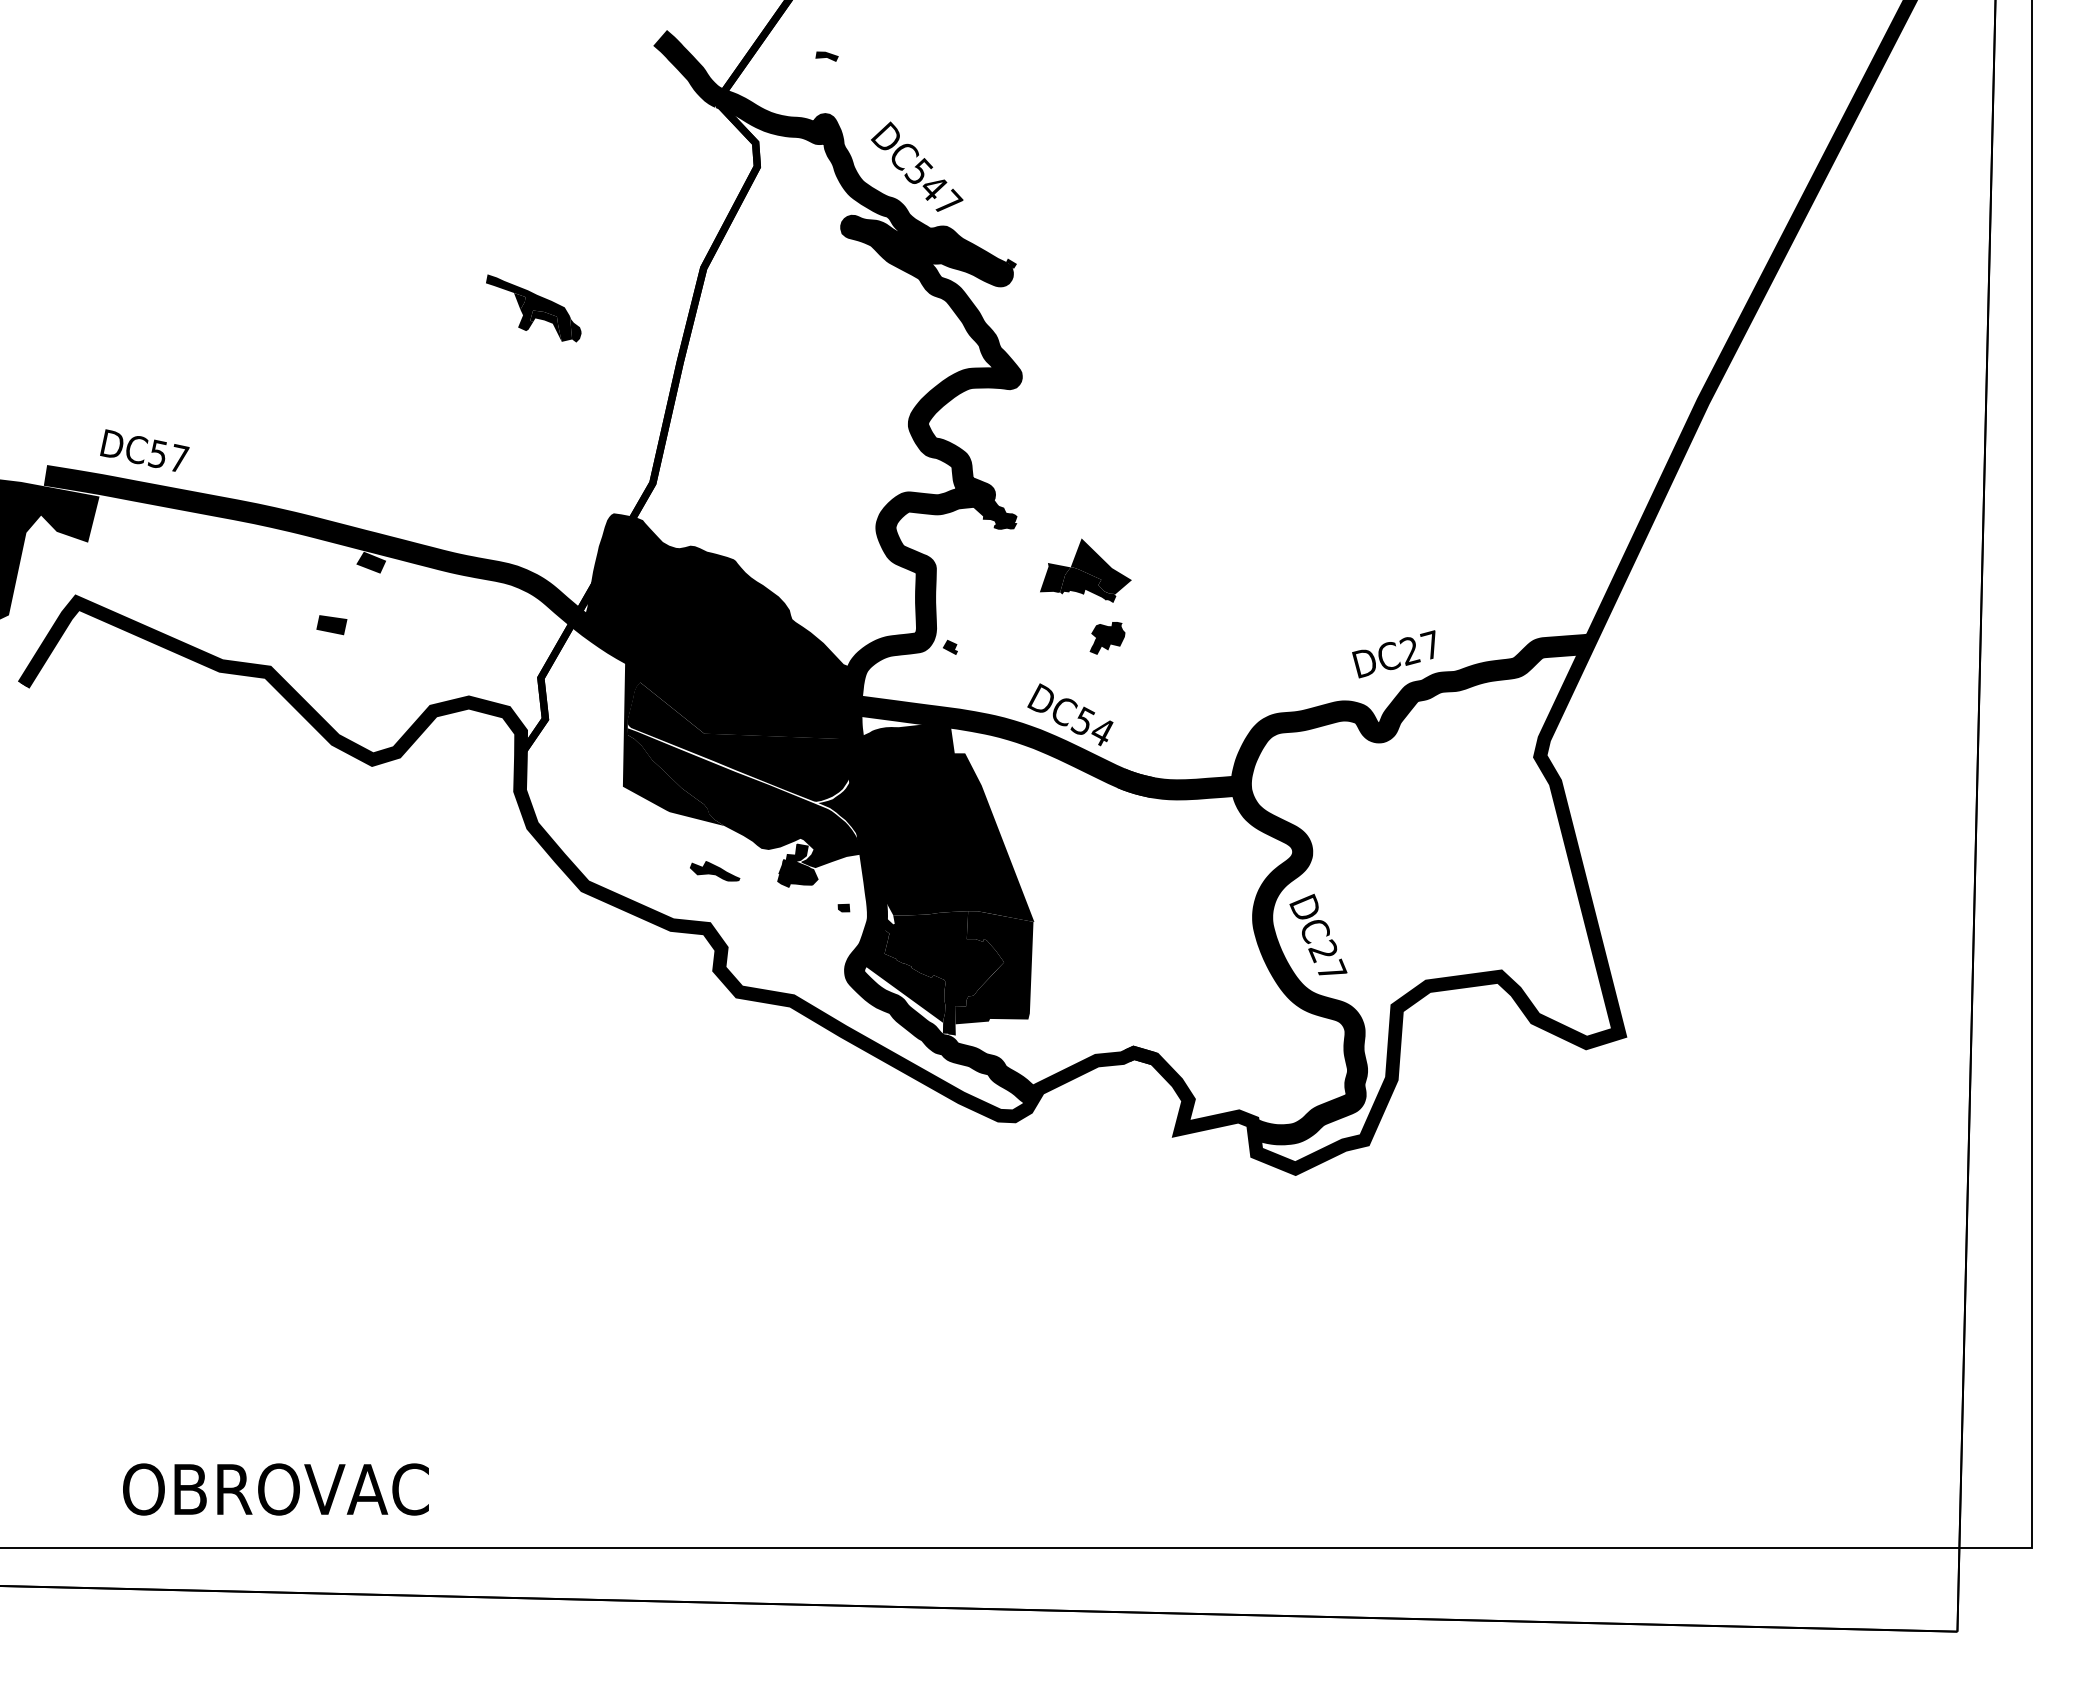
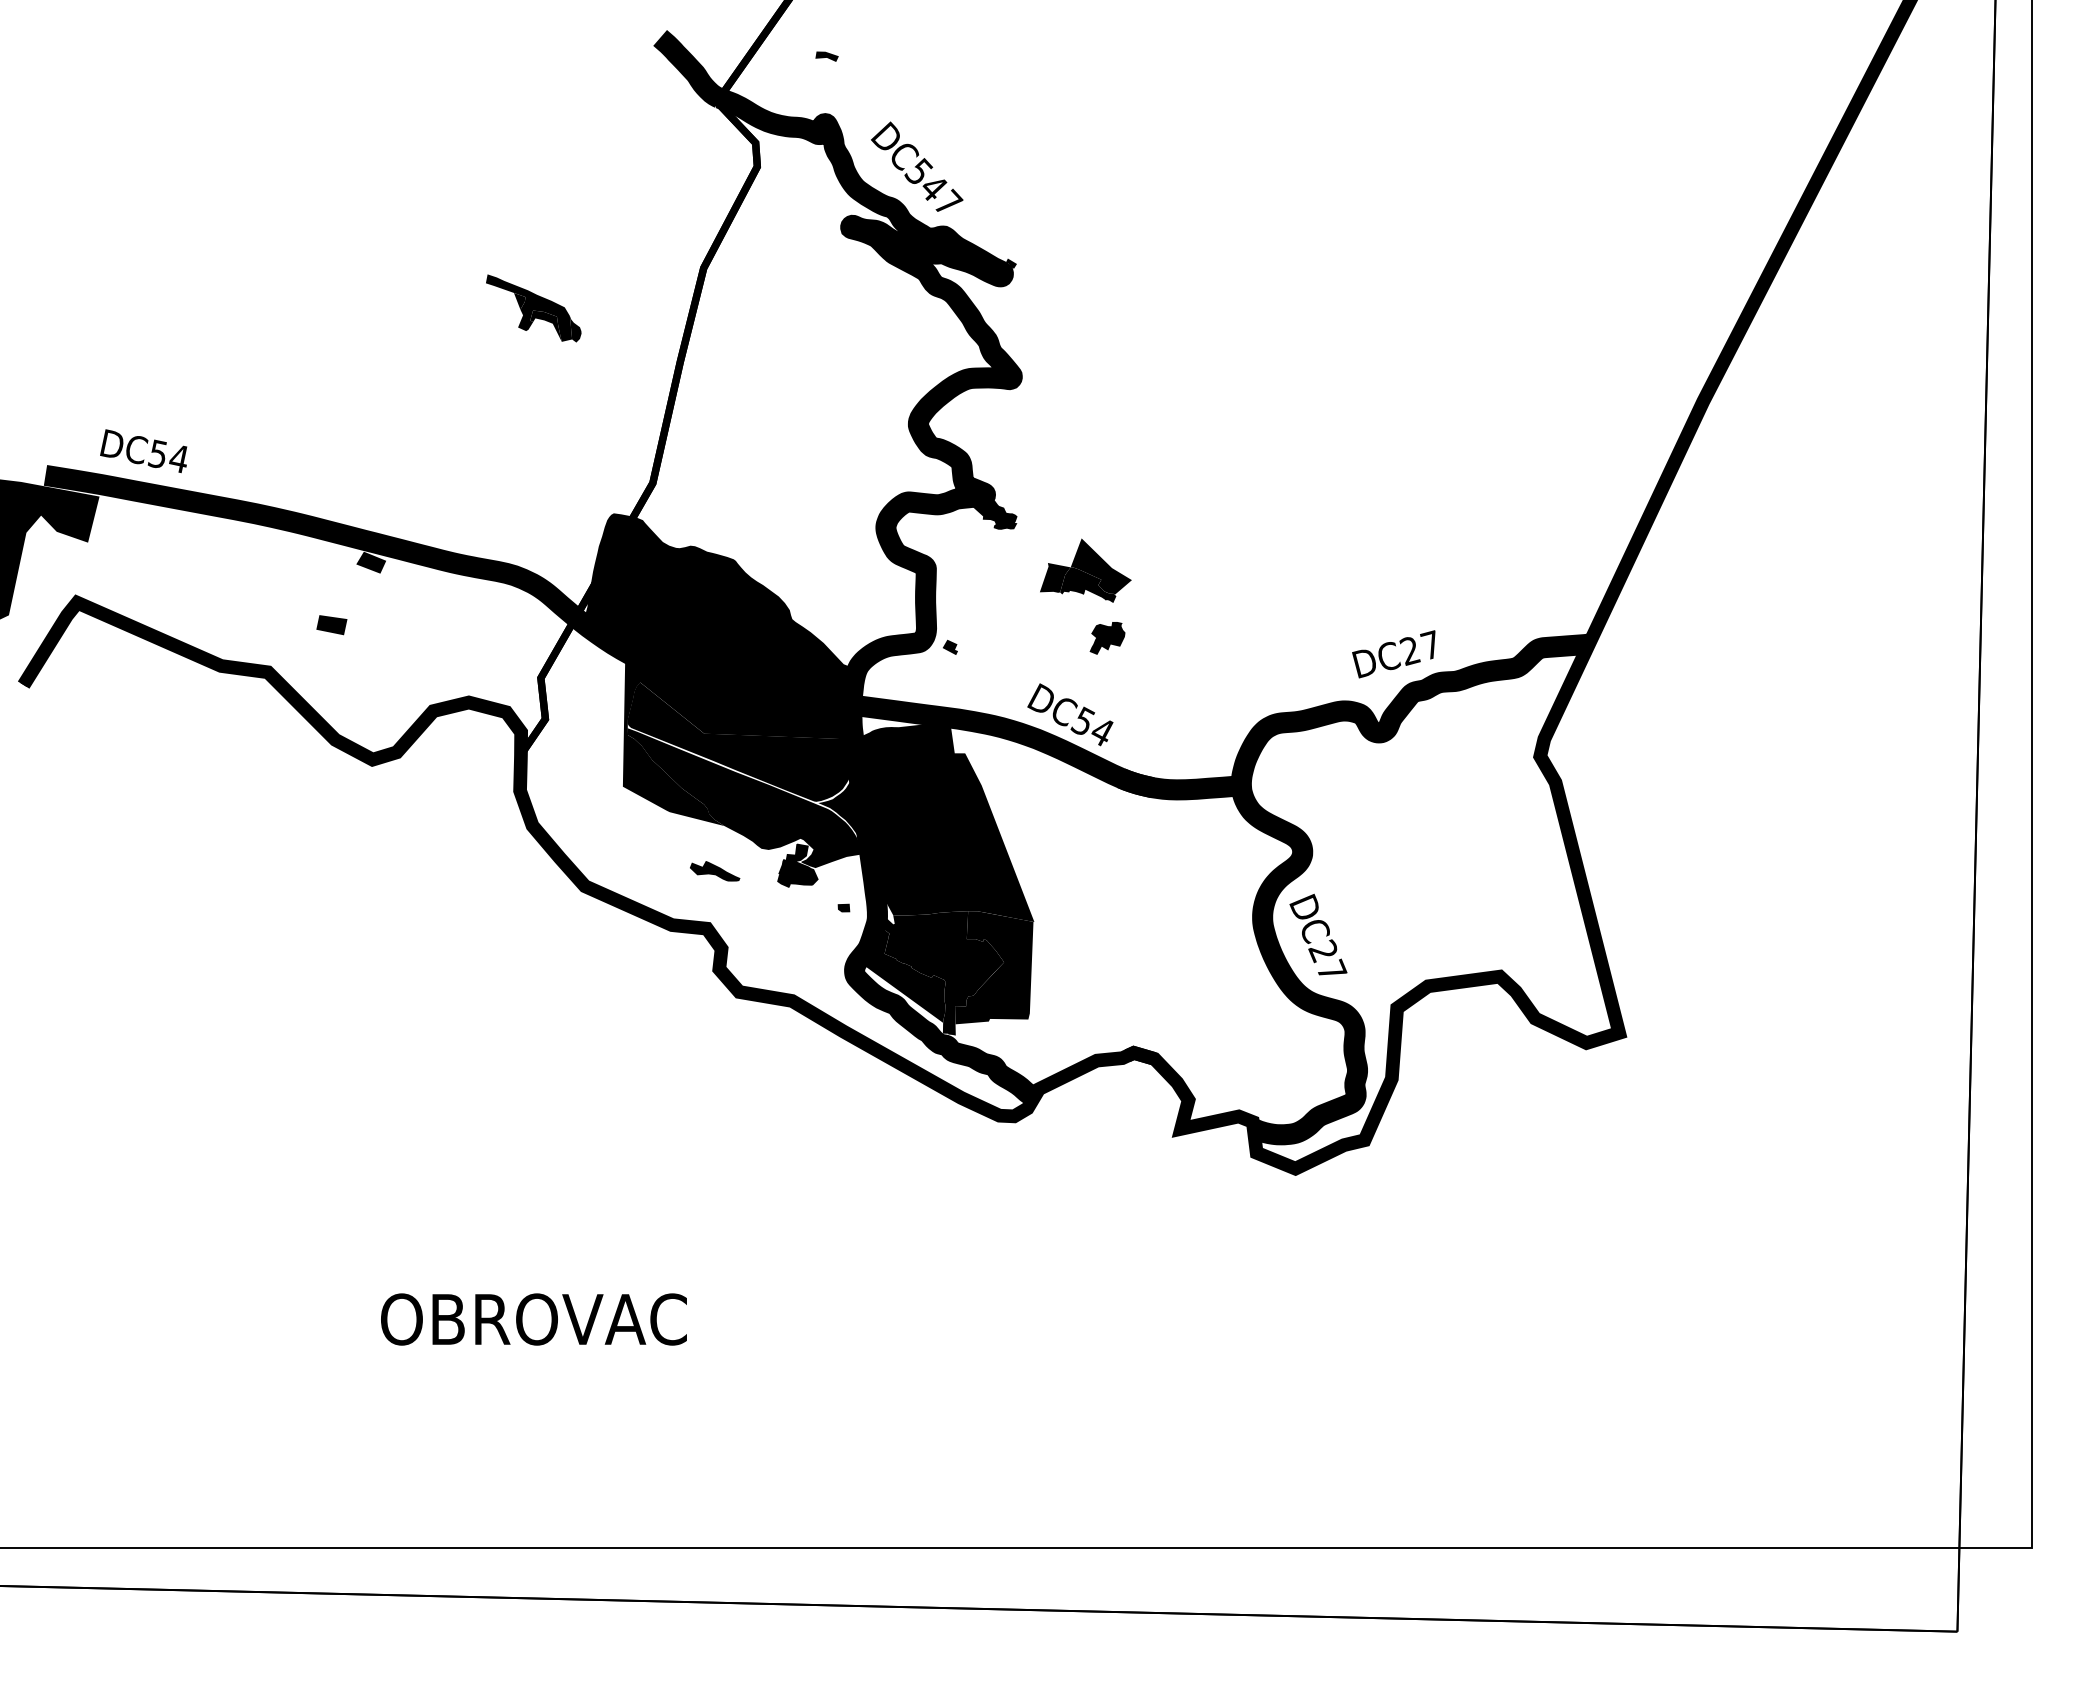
text: DC57 -> DC54 (179, 458)
text position: (275, 1489) -> (533, 1319) (533, 1319)
